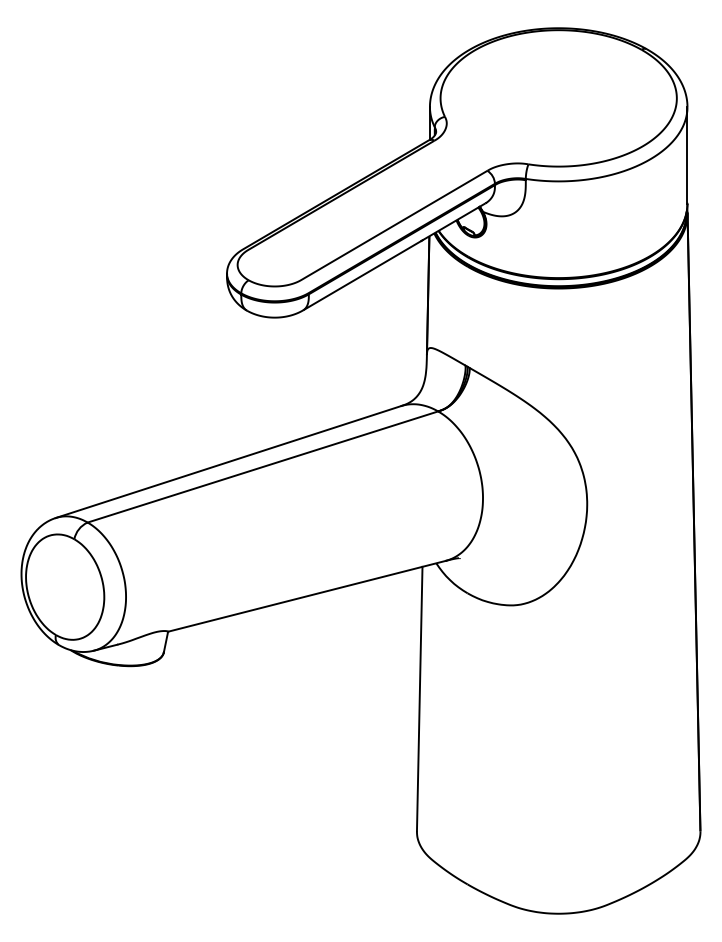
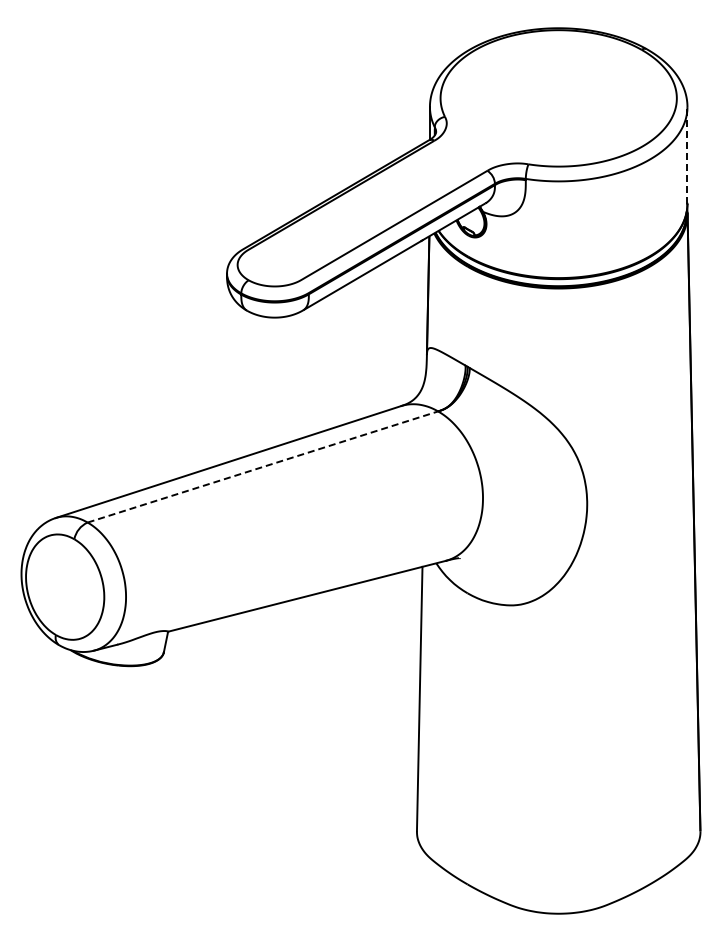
line: solid -> dashed (687, 154)
line: solid -> dashed (262, 467)
